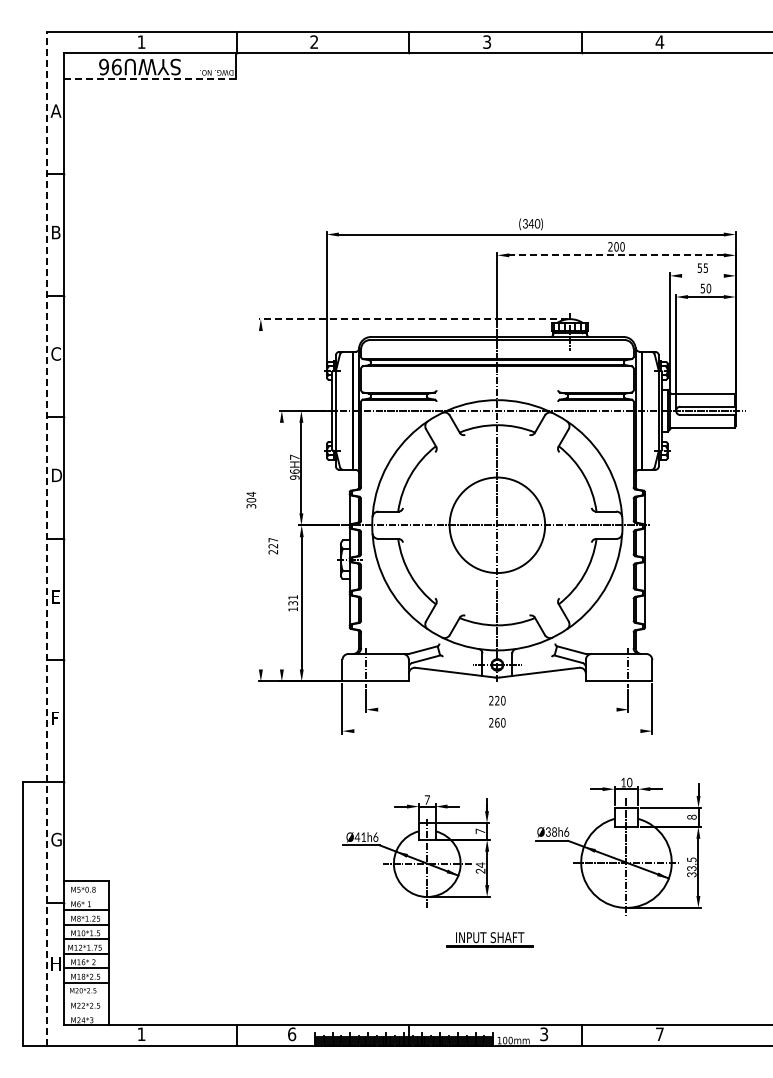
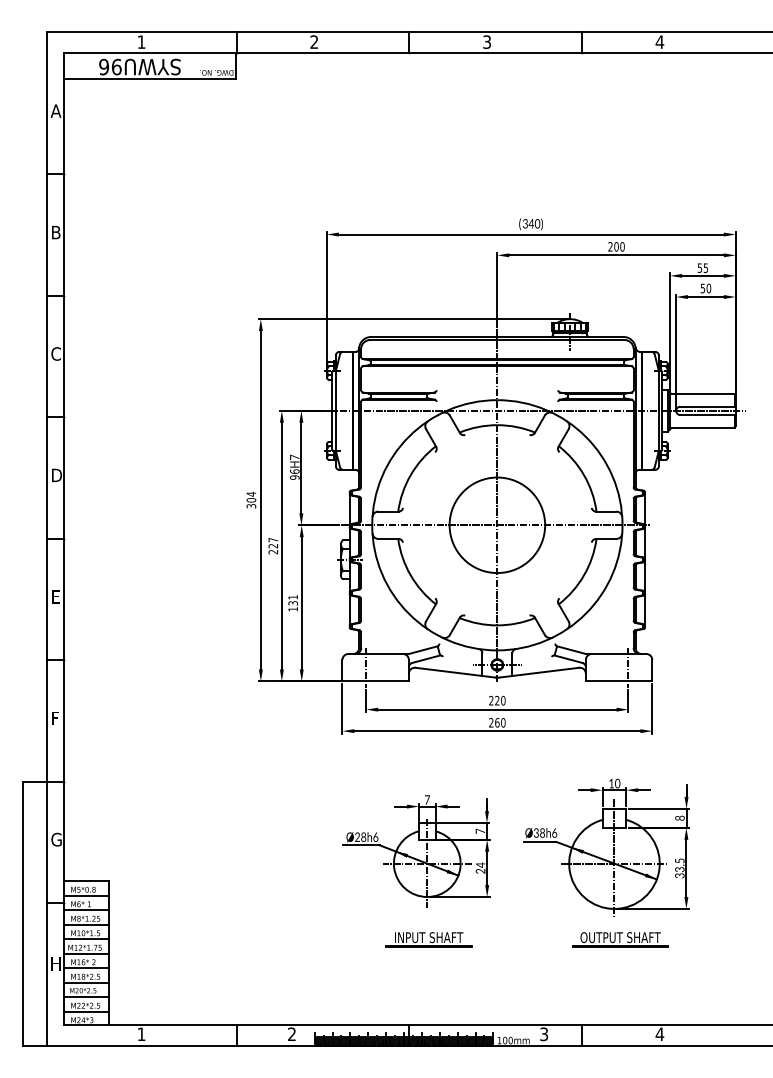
line: dashed -> solid (149, 79)
line: dashed -> solid (616, 255)
line: none -> present (702, 275)
line: dashed -> solid (413, 319)
line: none -> present (260, 500)
line: dashed -> solid (47, 538)
line: none -> present (281, 545)
line: none -> present (497, 709)
line: none -> present (497, 731)
text: Ø41h6 -> Ø28h6 (360, 836)
part position: (618, 846) -> (606, 847) (606, 847)
line: none -> present (86, 895)
part position: (489, 939) -> (428, 939) (428, 939)
part: none -> present (620, 939)
line: none -> present (86, 997)
line: none -> present (86, 1011)
text: 7 -> 4 (659, 1033)
text: 6 -> 2 (292, 1034)
